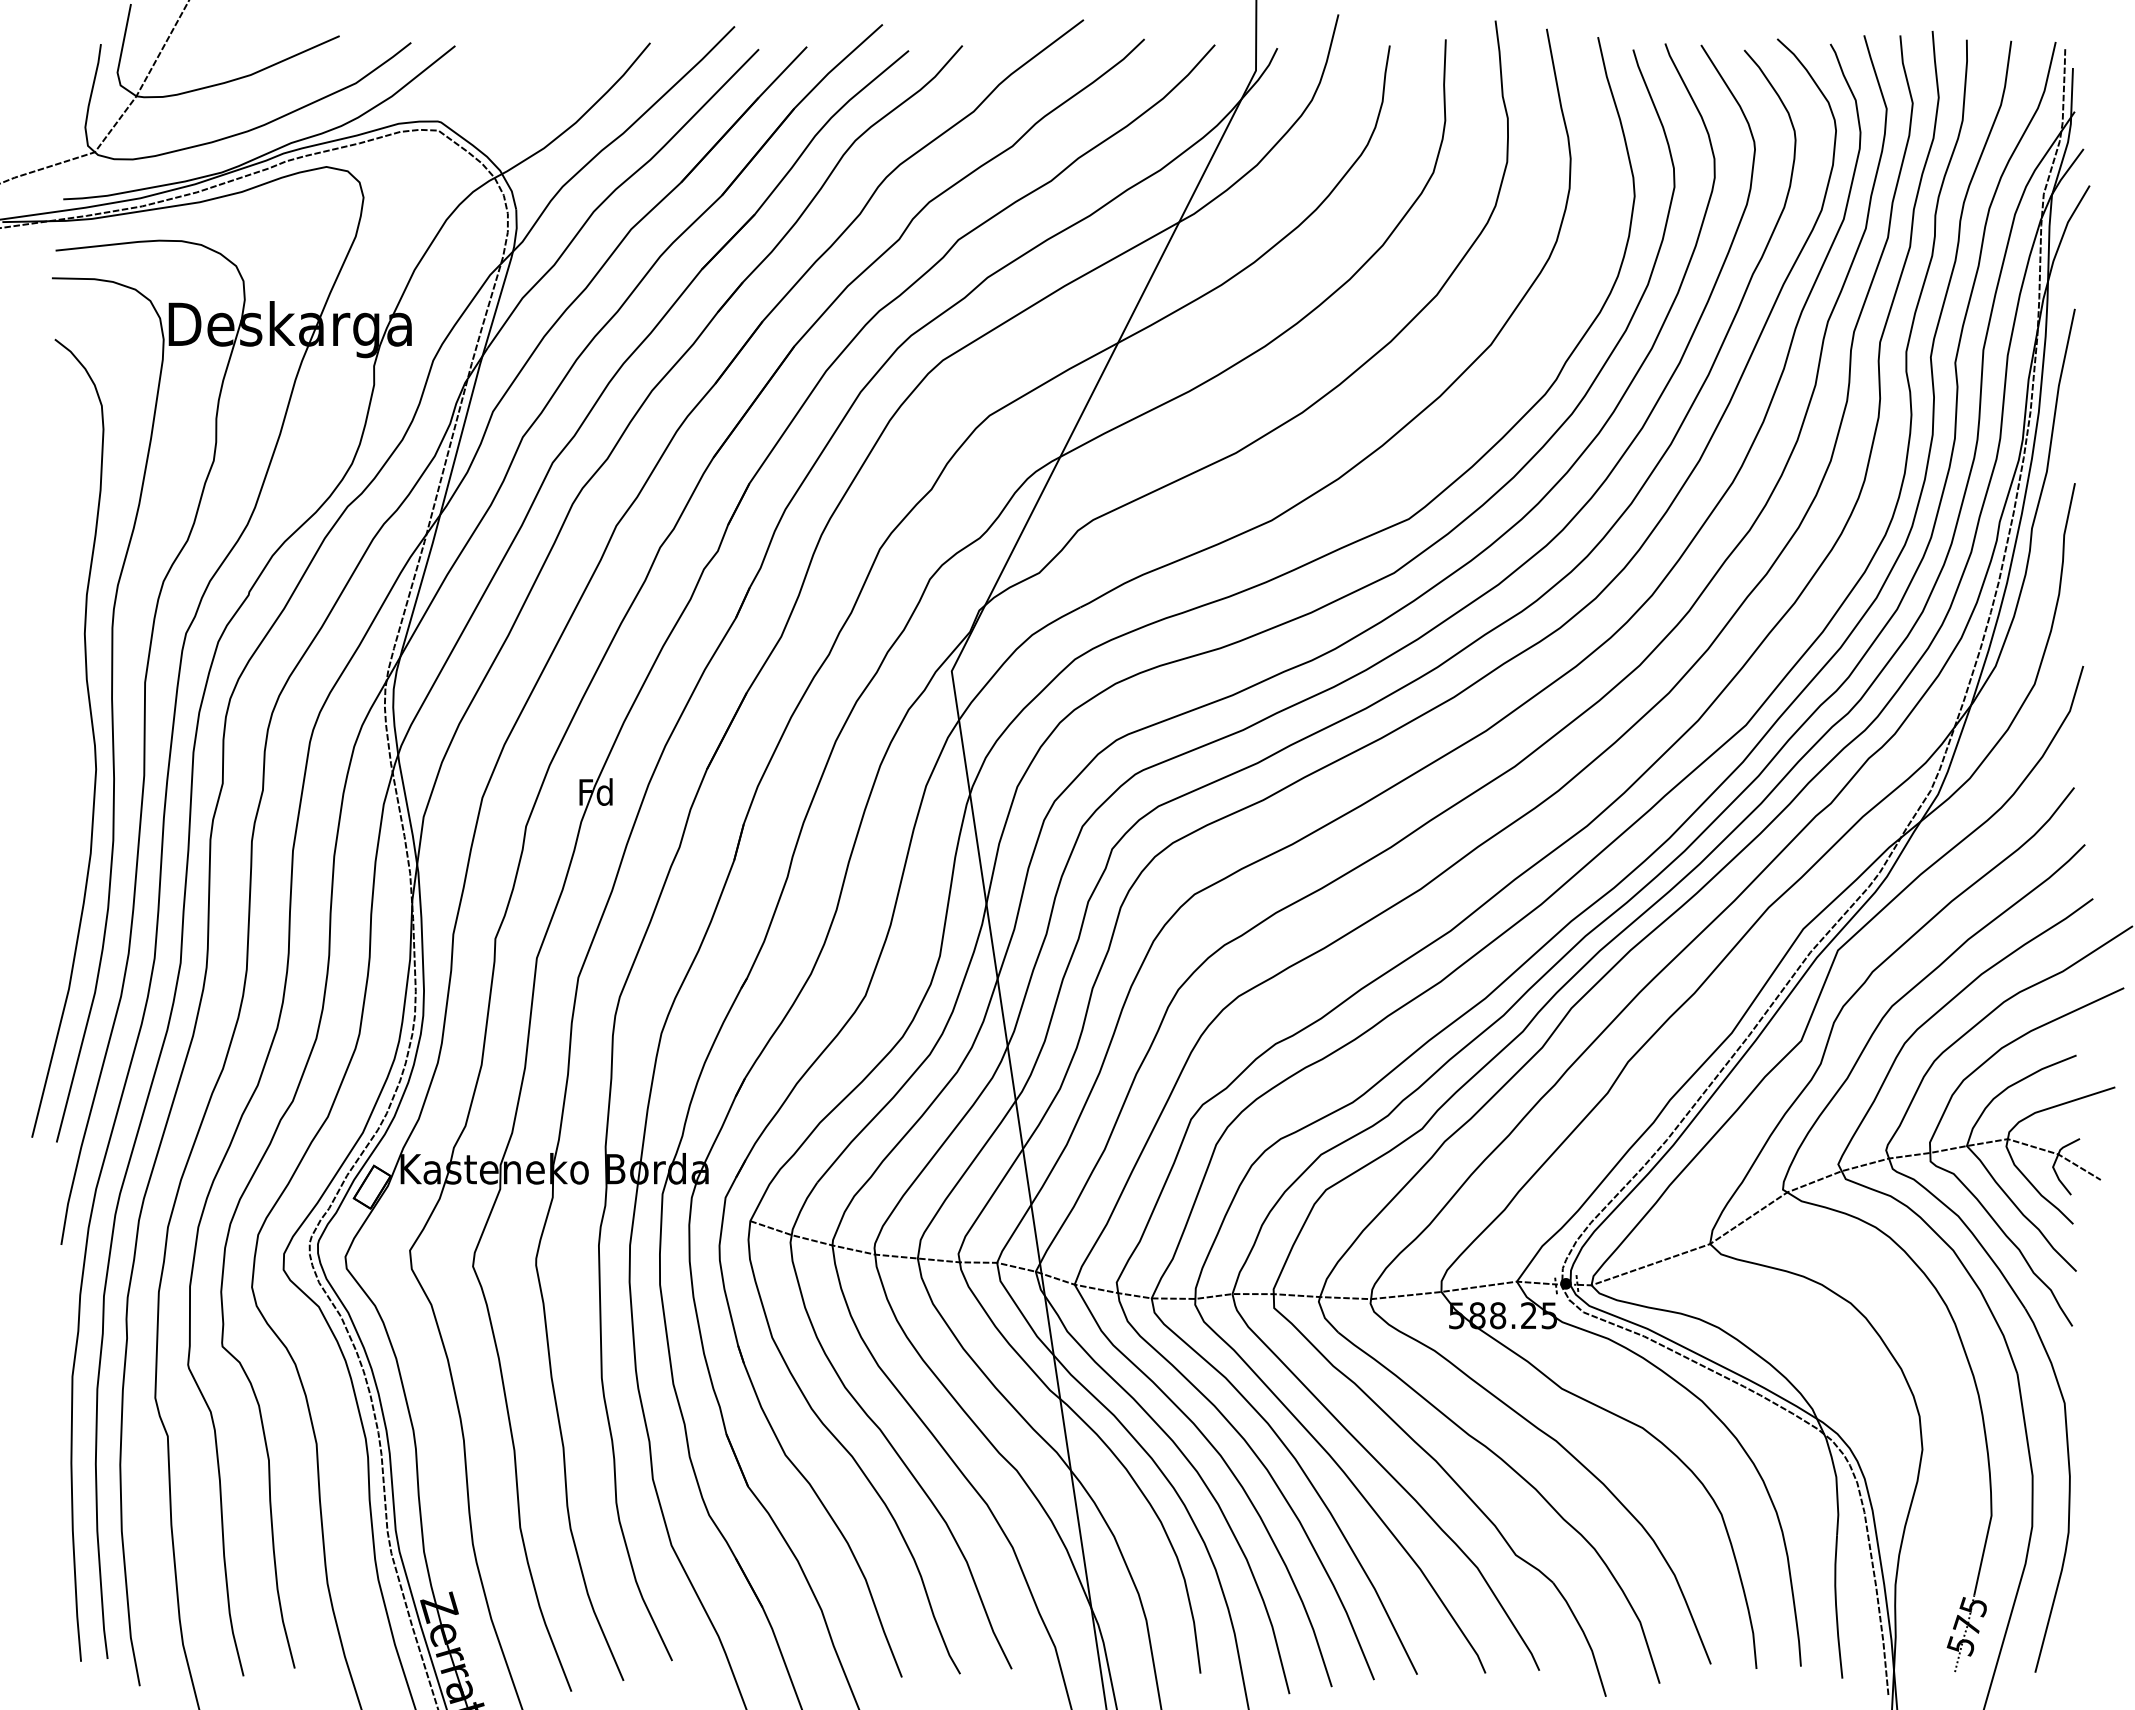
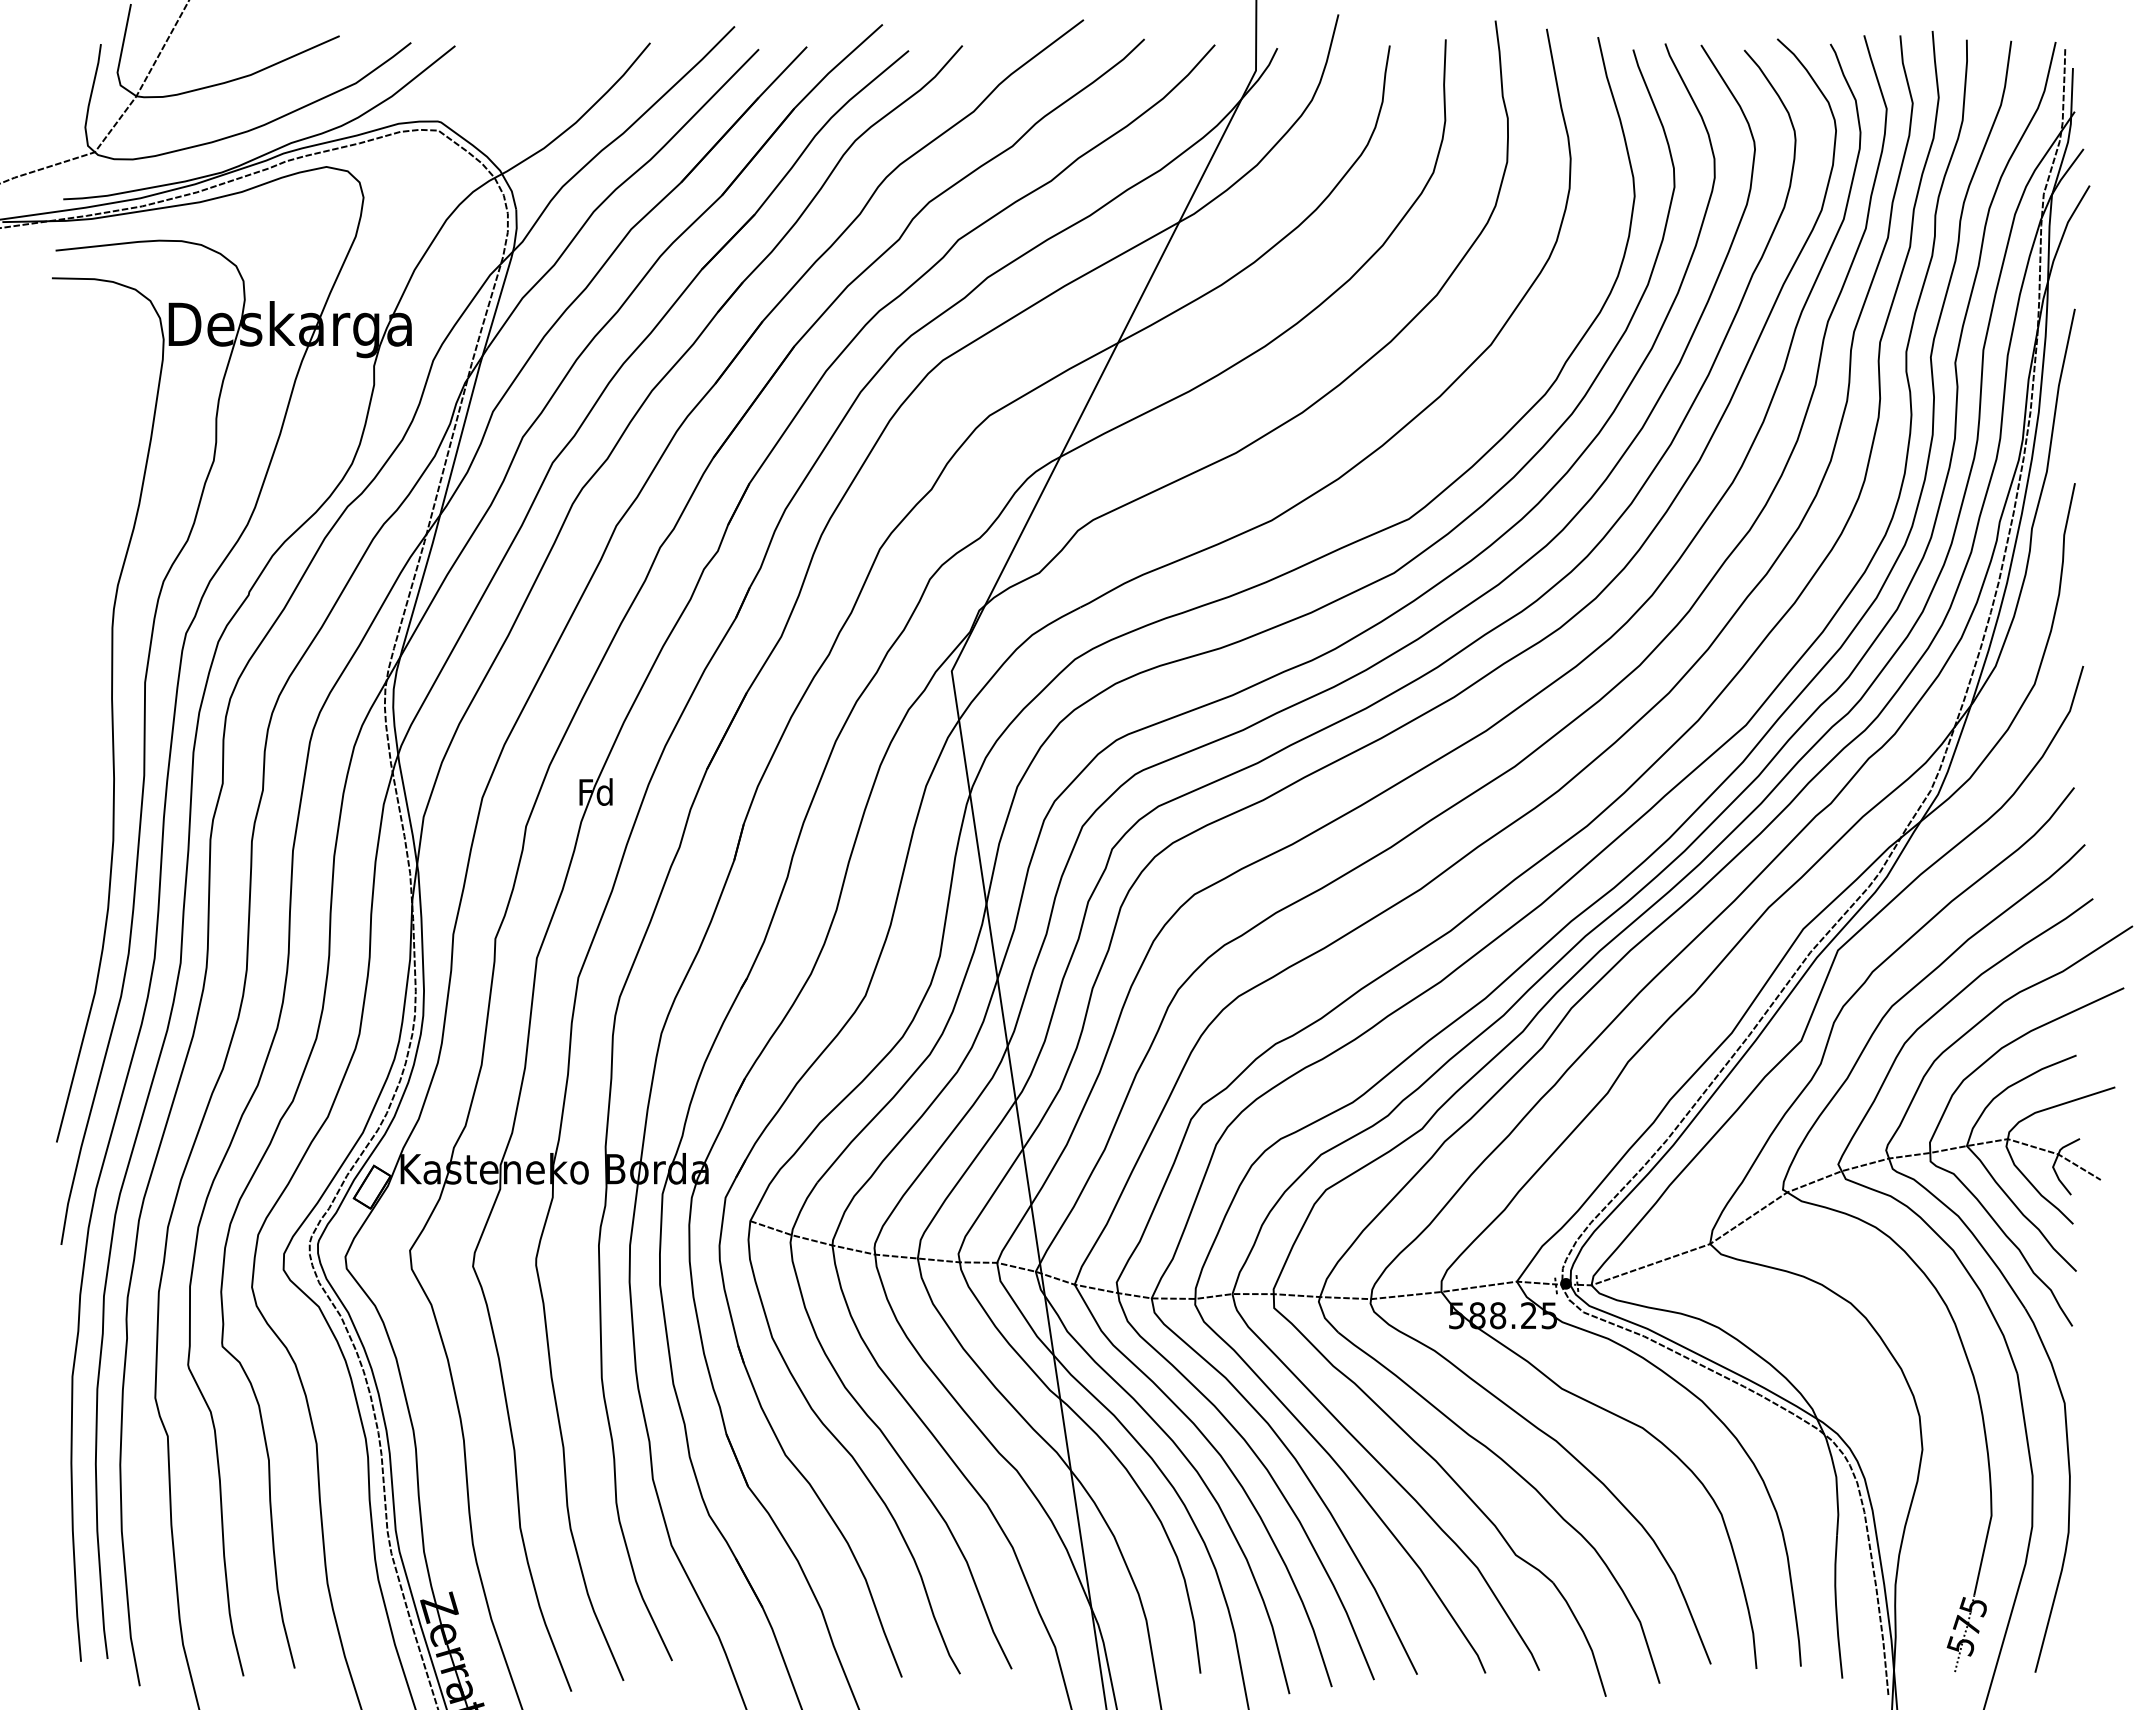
curve: present -> none (92, 735)
